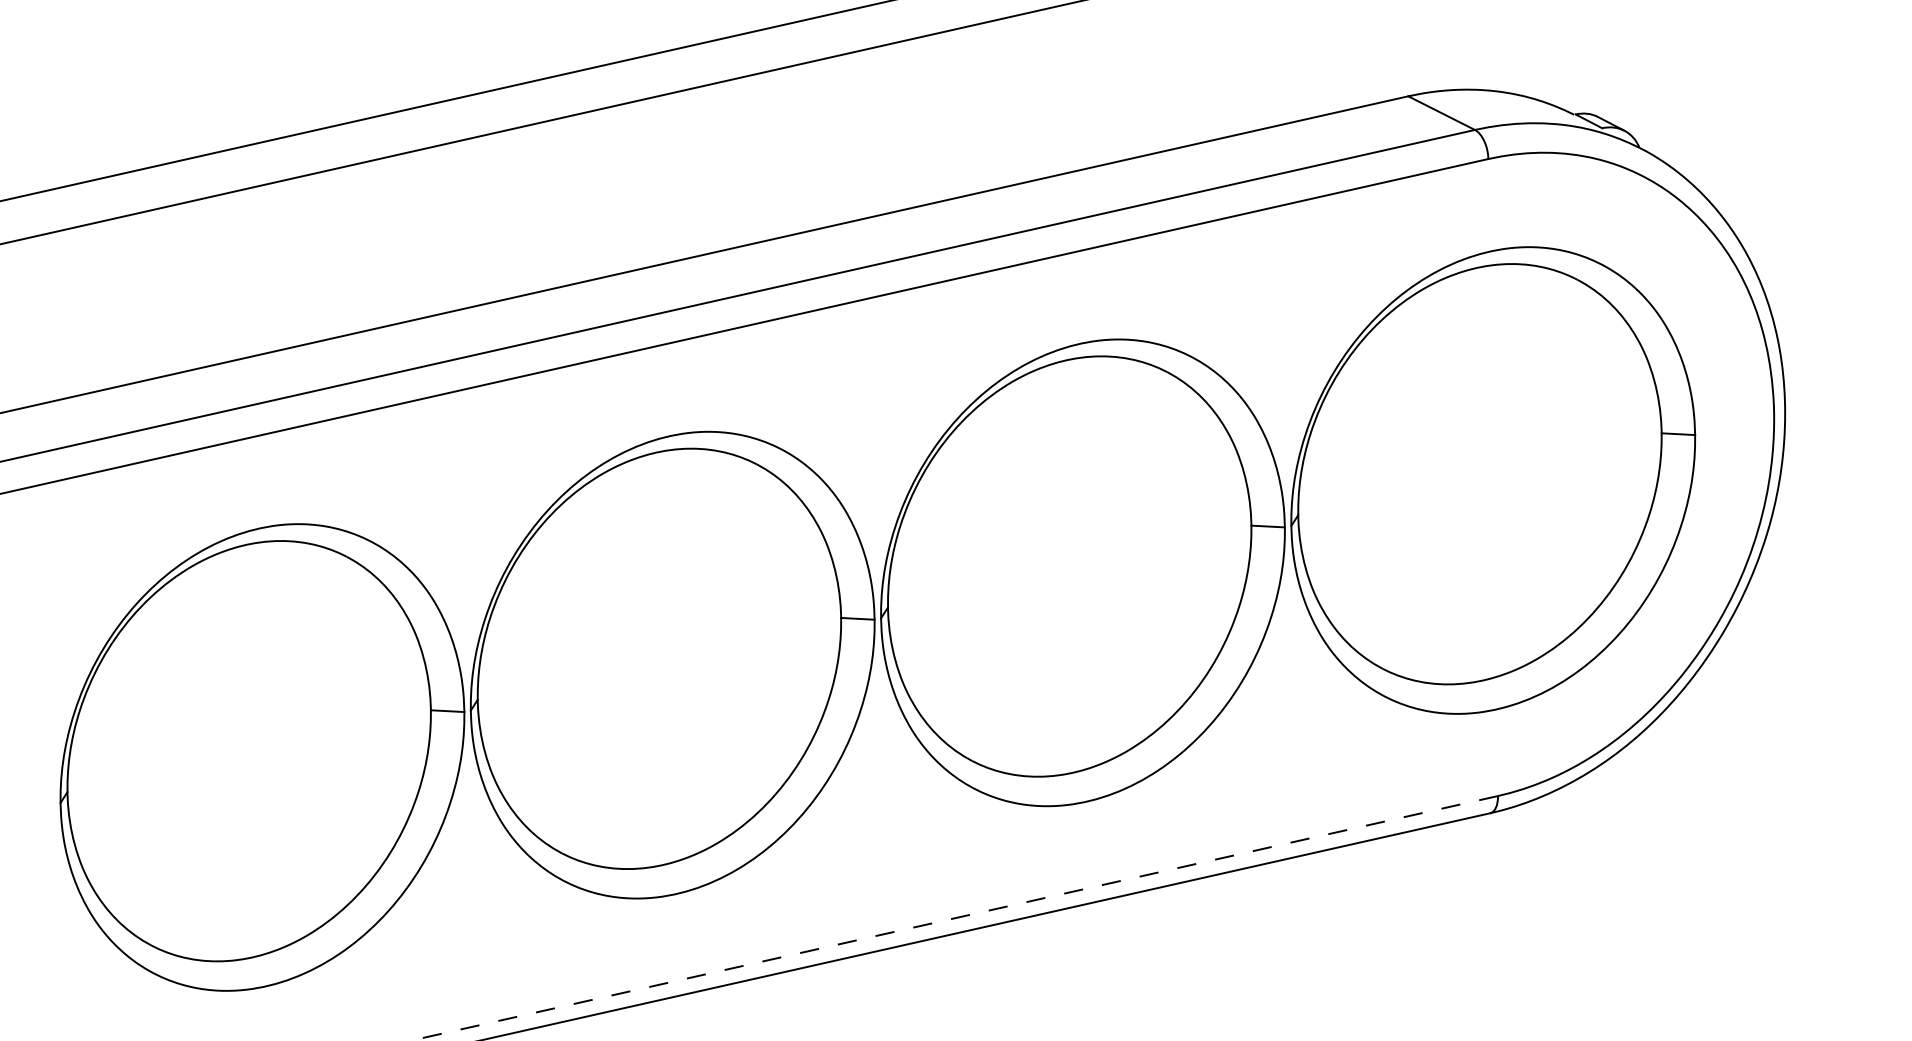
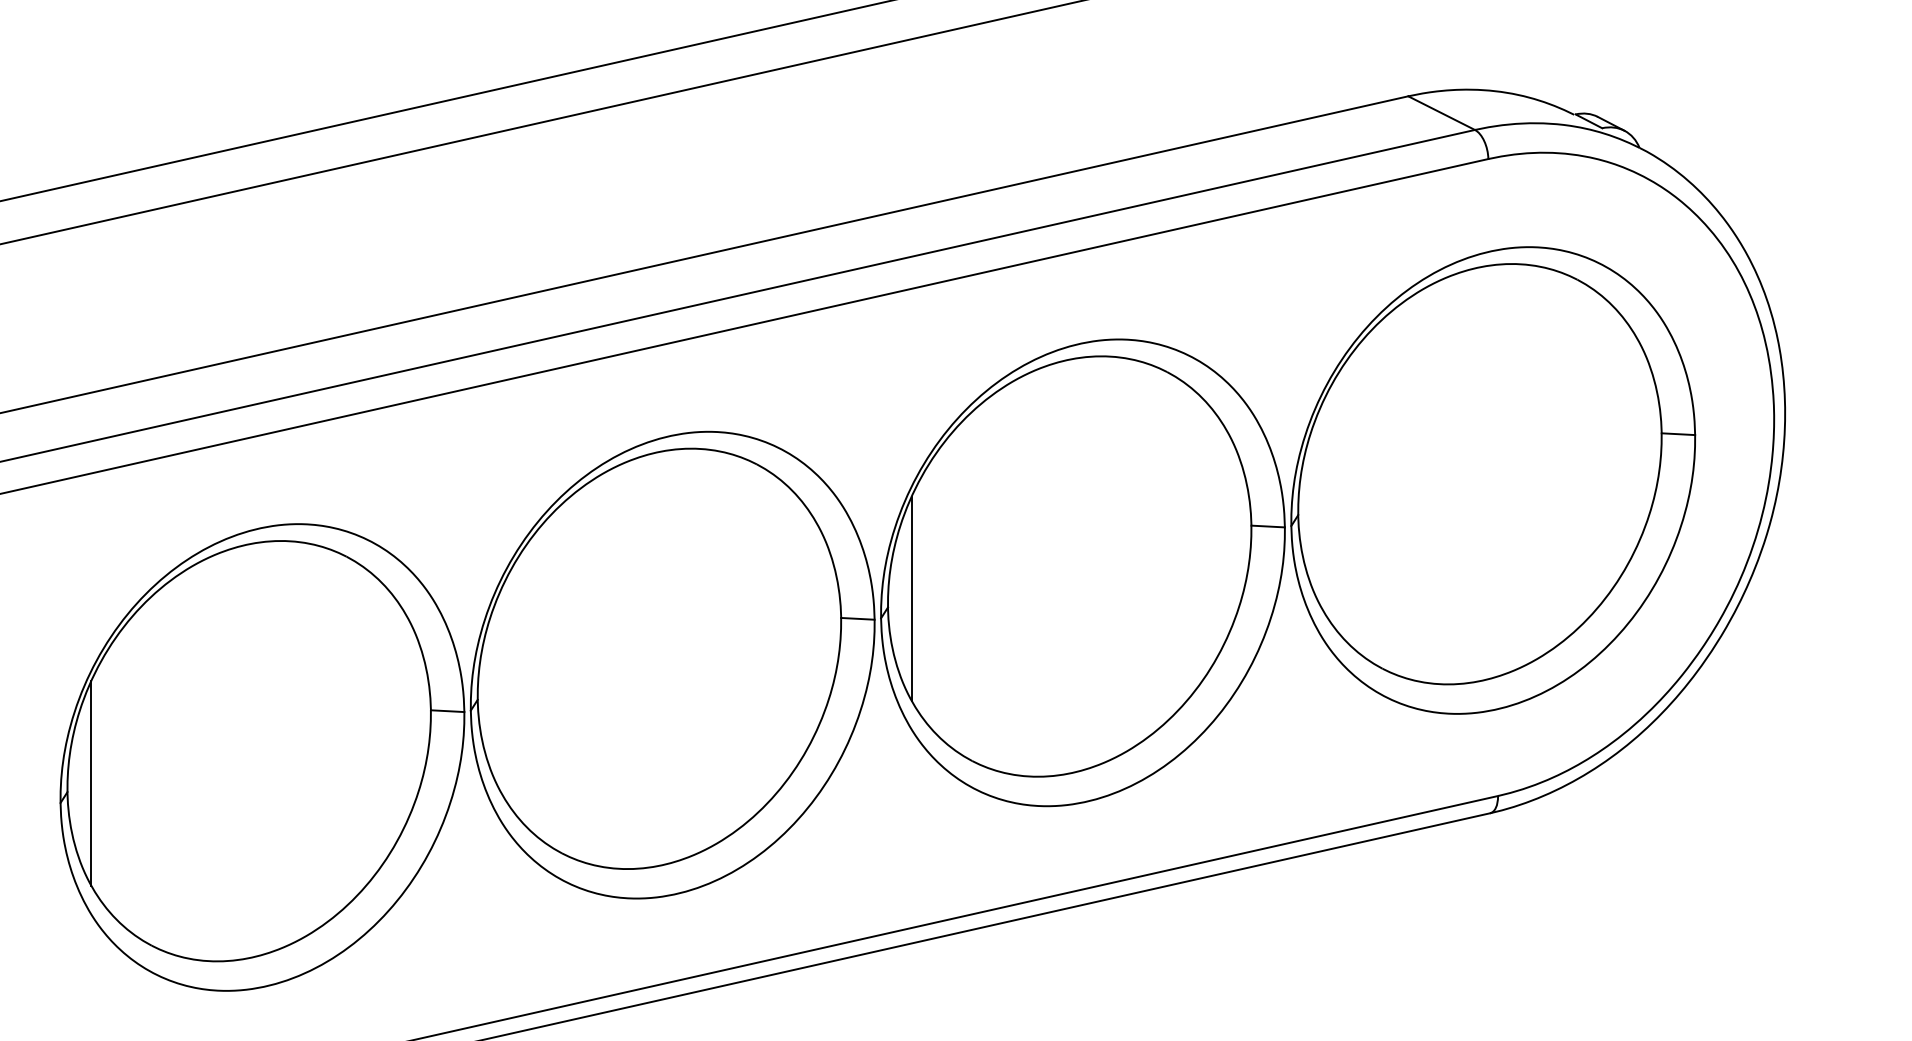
line: none -> present (911, 598)
line: none -> present (91, 783)
line: dashed -> solid (953, 918)
